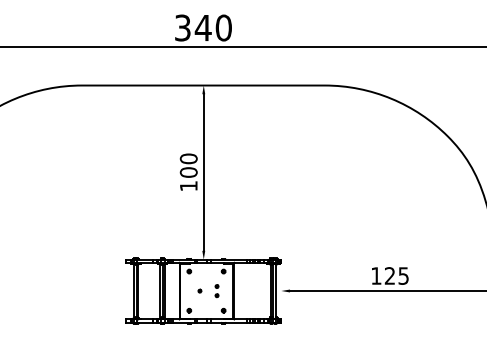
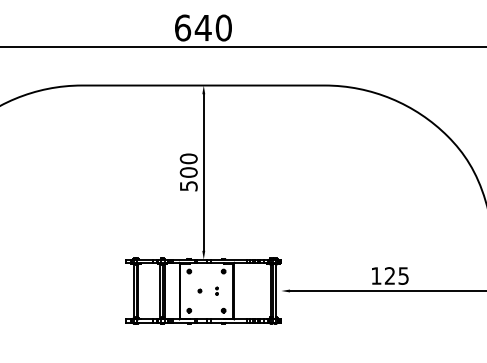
text: 340 -> 640 (183, 27)
text: 100 -> 500 (188, 186)
part size: 6x15 px -> 4x10 px (216, 290)
